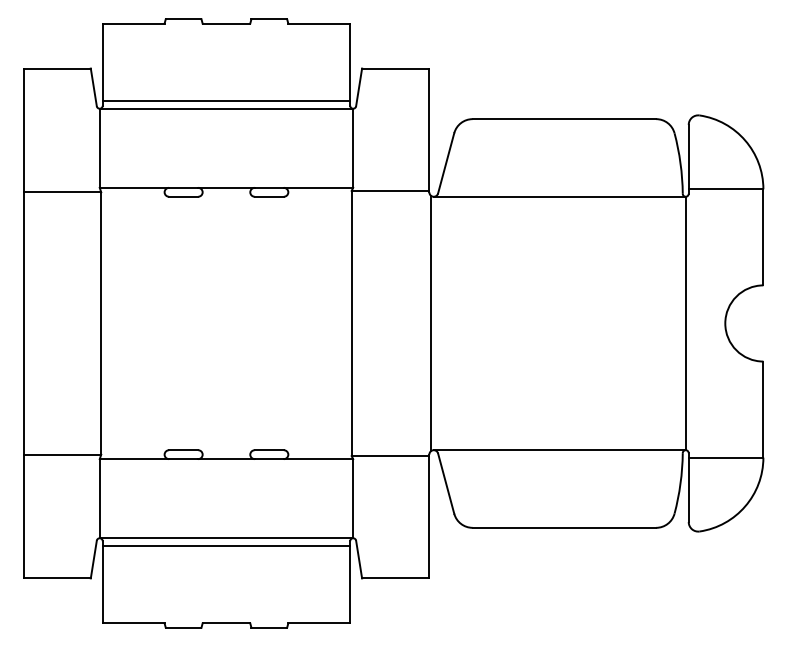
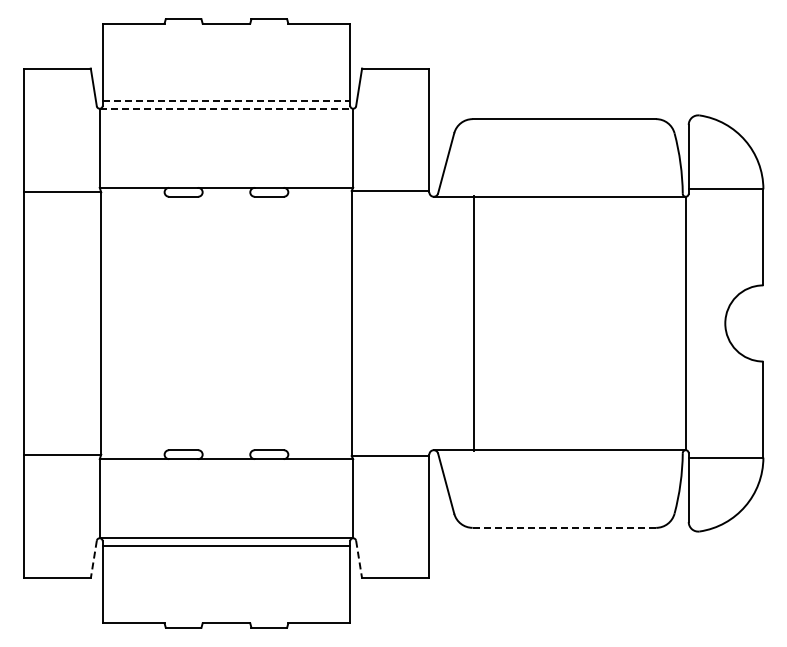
line: solid -> dashed (226, 101)
line: solid -> dashed (226, 108)
line position: (430, 323) -> (473, 323) (473, 323)
line: solid -> dashed (564, 527)
line: solid -> dashed (93, 560)
line: solid -> dashed (359, 560)
